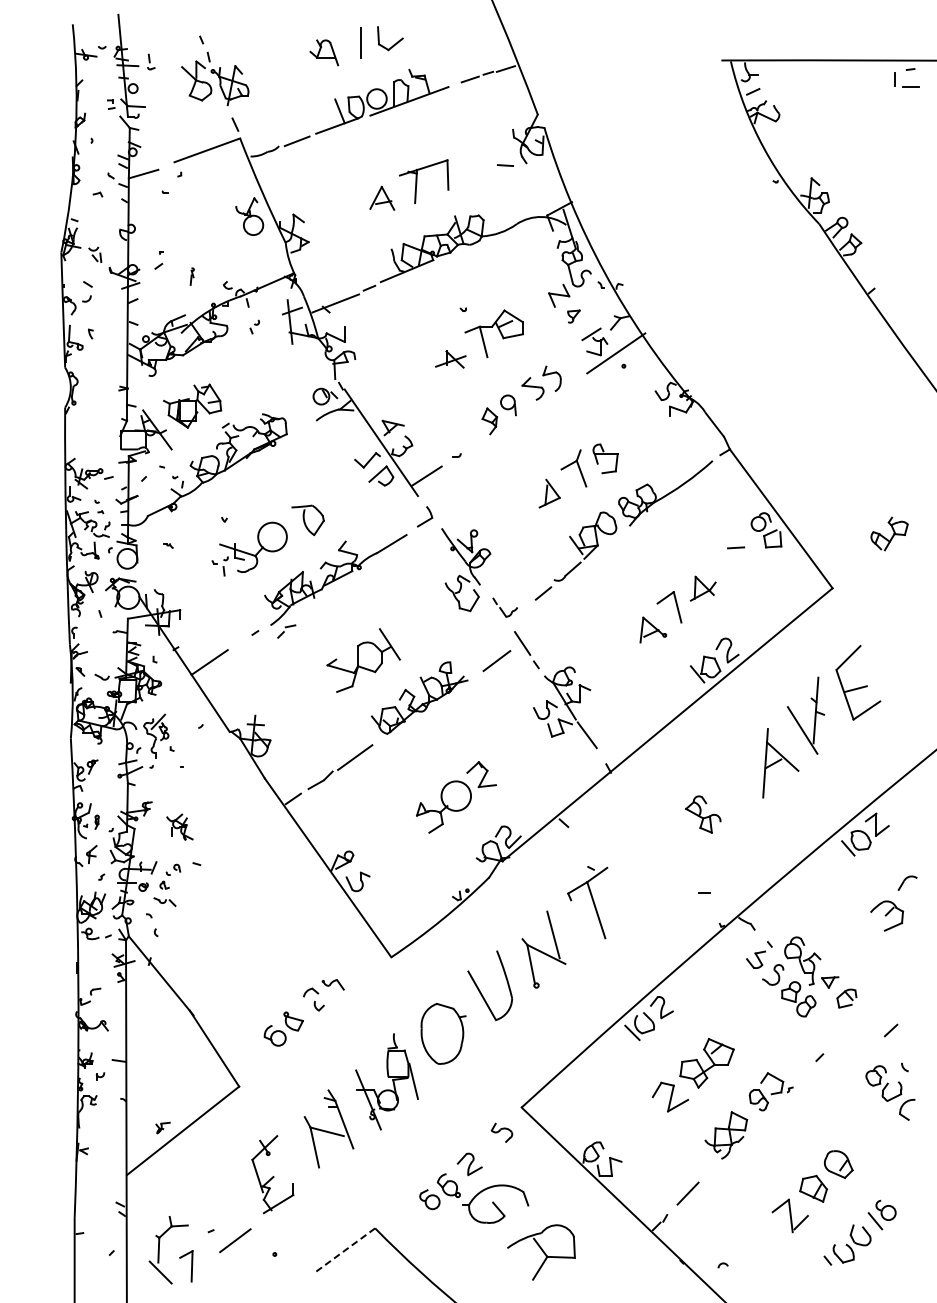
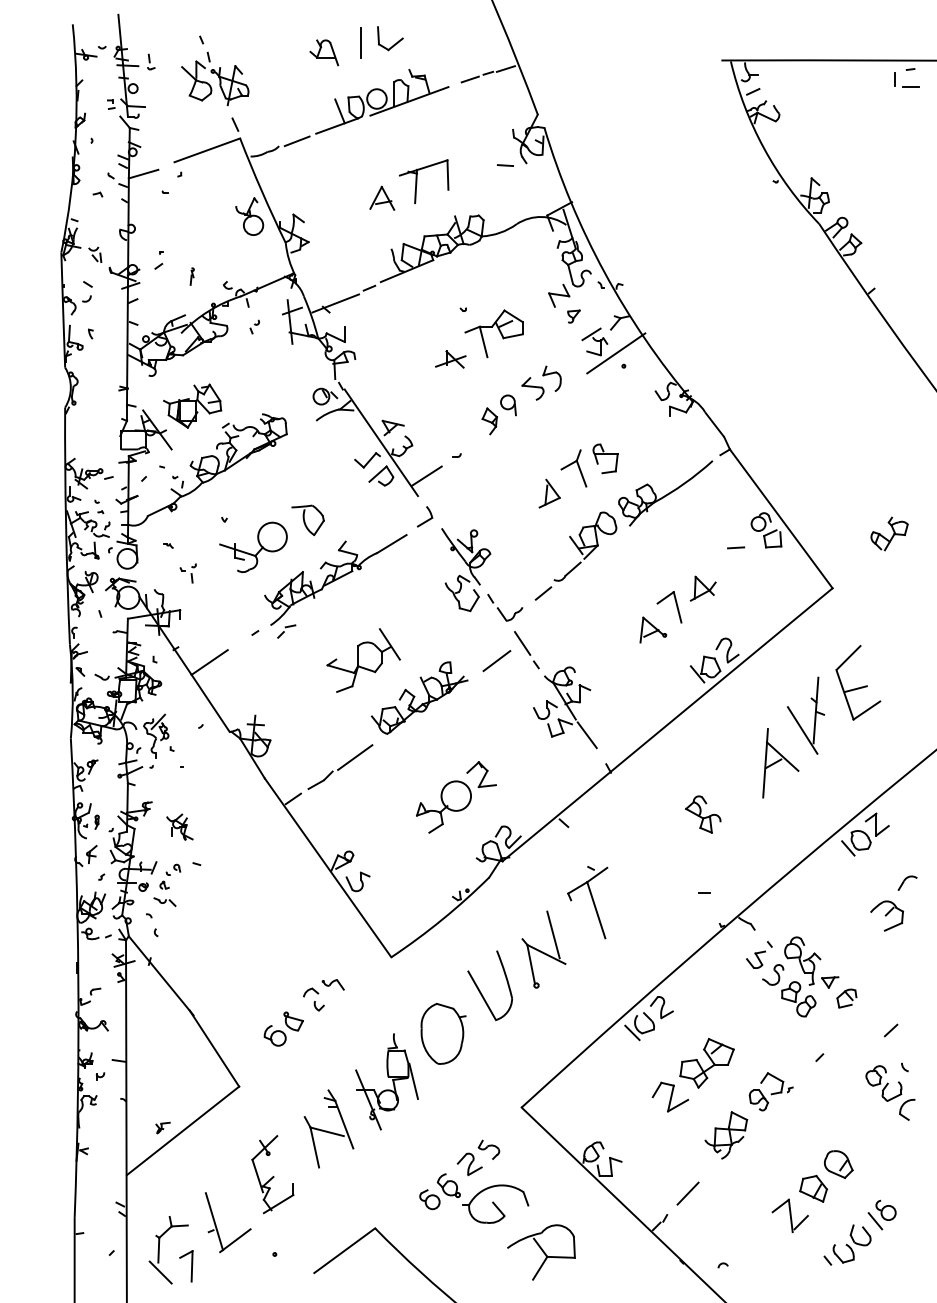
part position: (219, 566) -> (187, 573) (187, 573)
part size: 26x21 px -> 37x29 px (505, 607)
part position: (501, 1132) -> (488, 1149) (488, 1149)
line: none -> present (214, 1221)
line: dashed -> solid (344, 1250)
